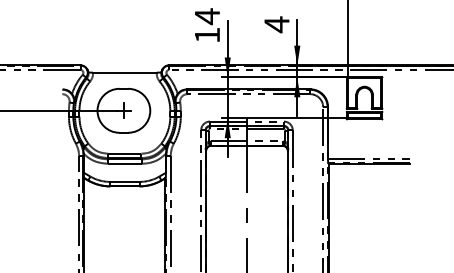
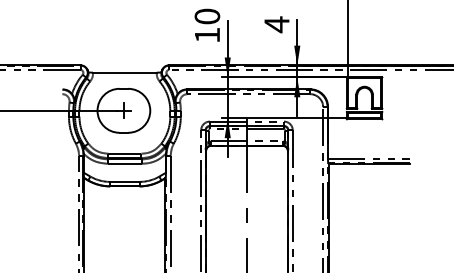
text: 14 -> 10 (207, 16)
